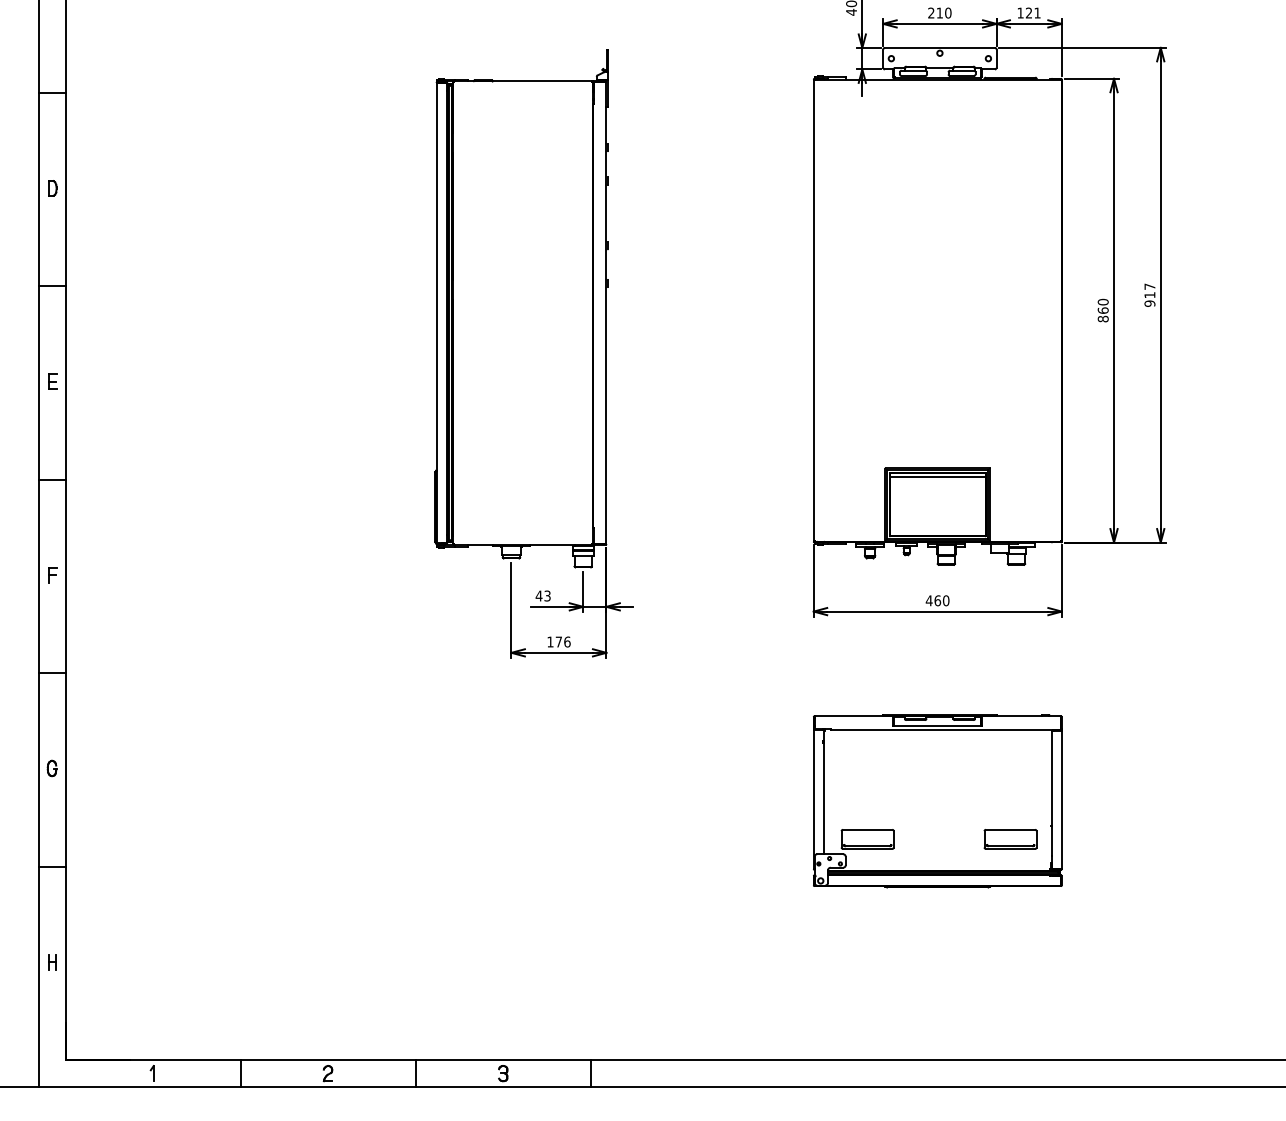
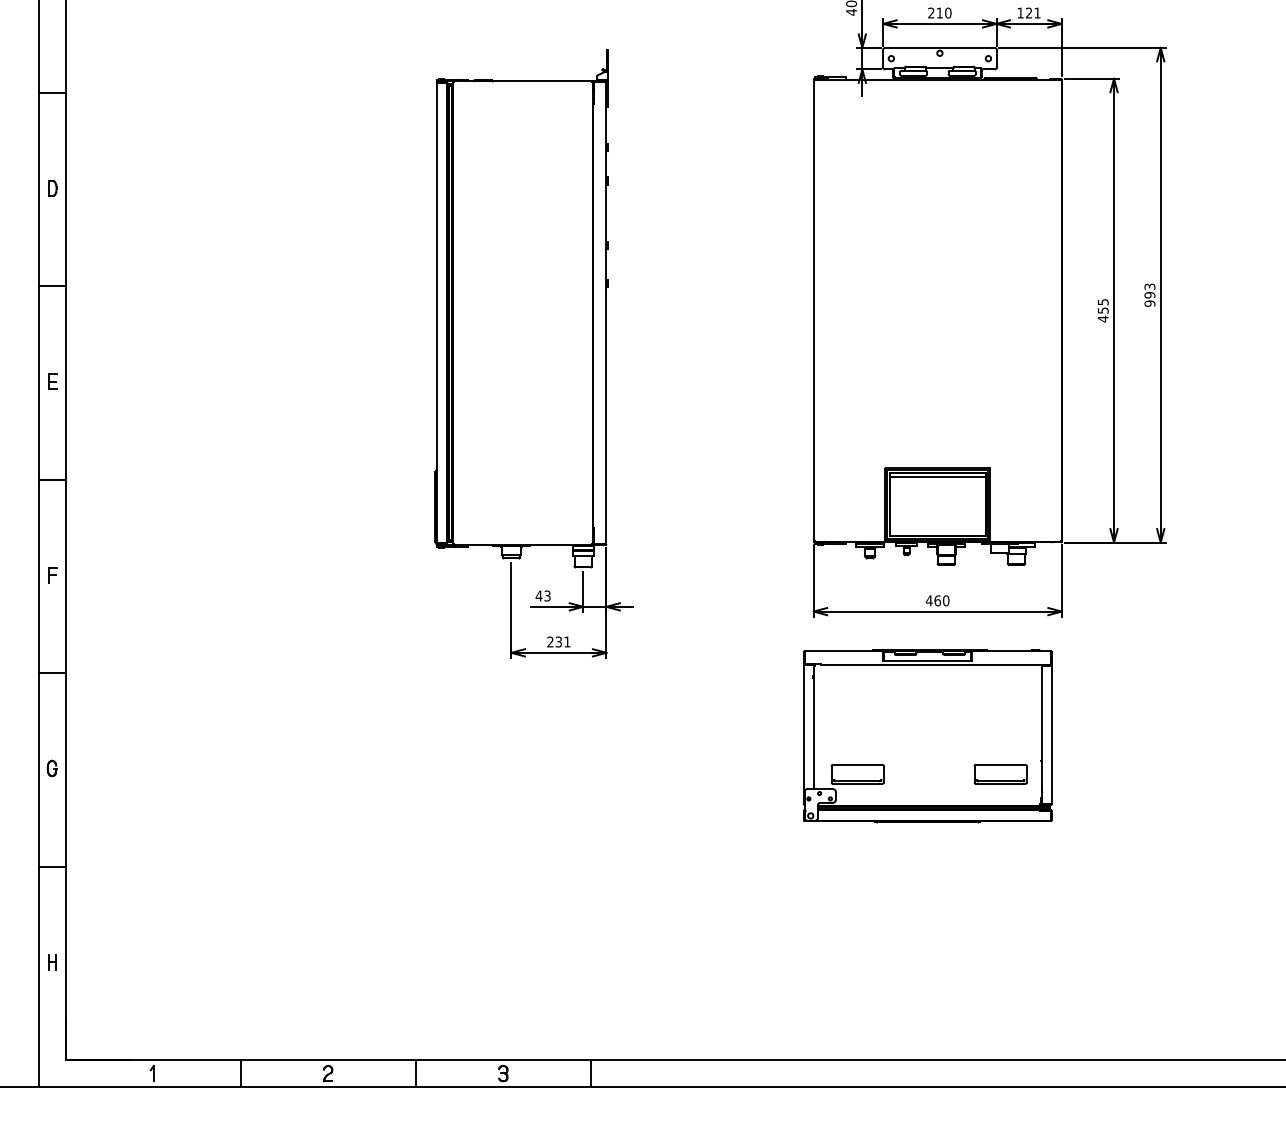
text: 917 -> 993 (1149, 290)
text: 860 -> 455 (1102, 310)
text: 176 -> 231 (558, 641)
part position: (937, 801) -> (927, 736) (927, 736)
